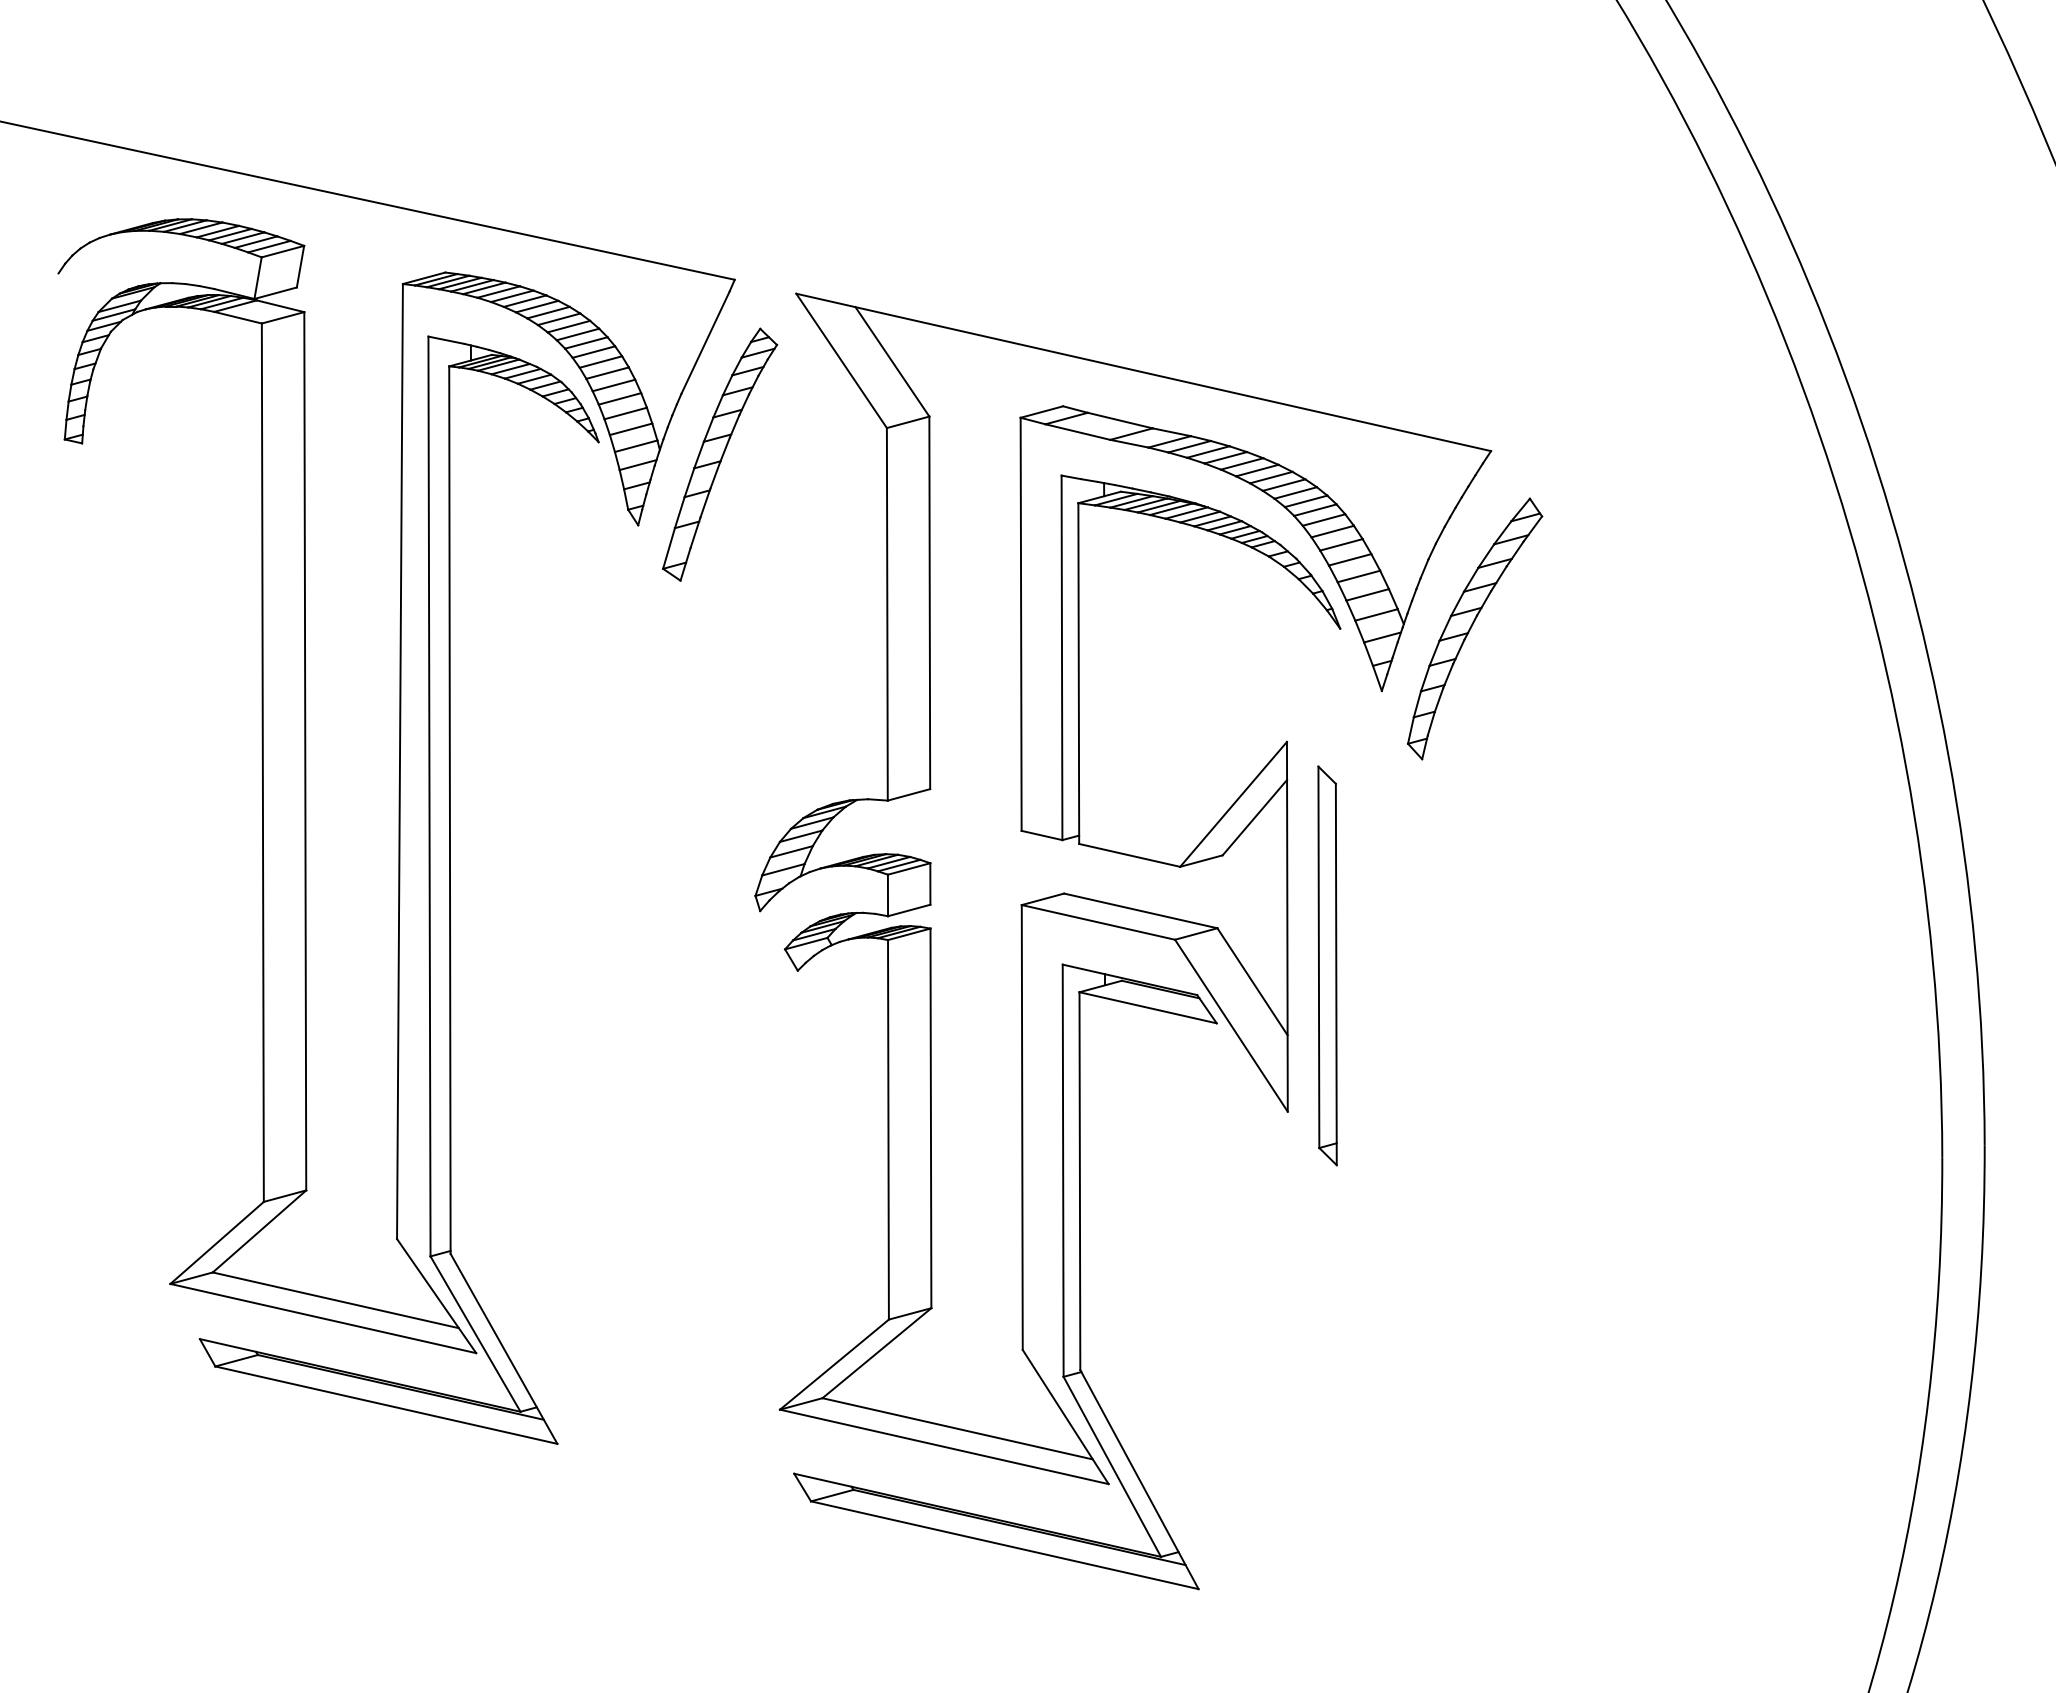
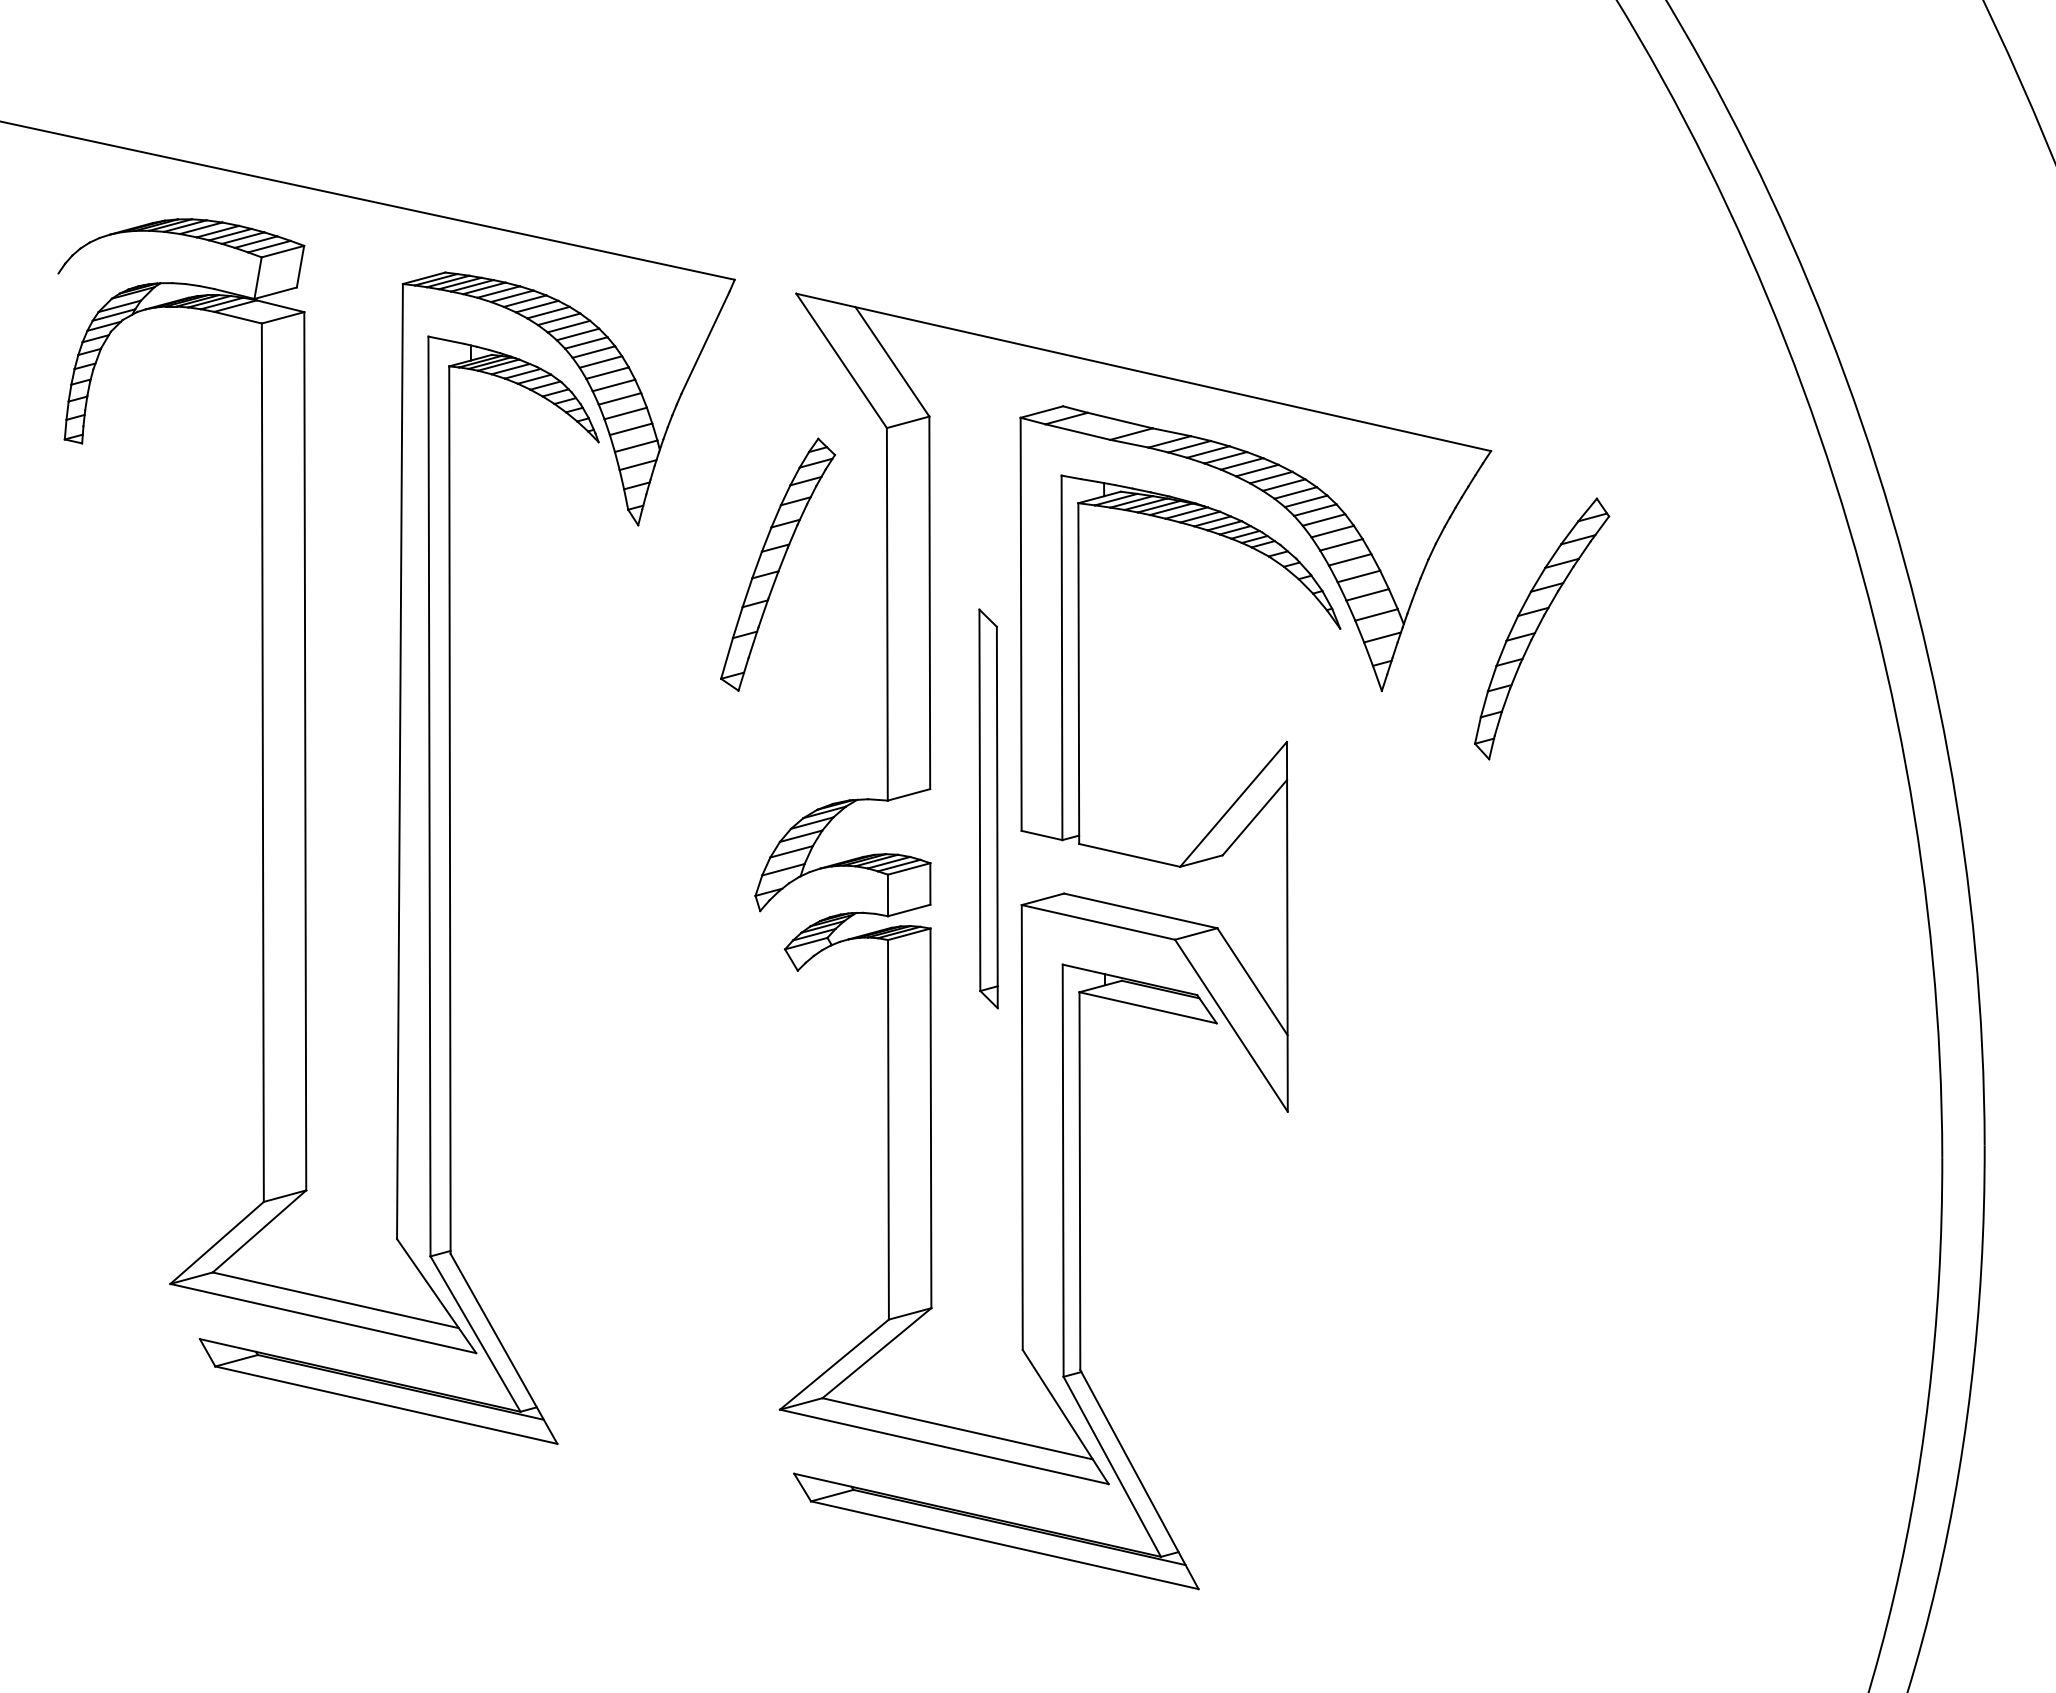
part position: (720, 454) -> (778, 564) (778, 564)
part position: (1475, 628) -> (1542, 628) (1542, 628)
part position: (1327, 965) -> (988, 808) (988, 808)
